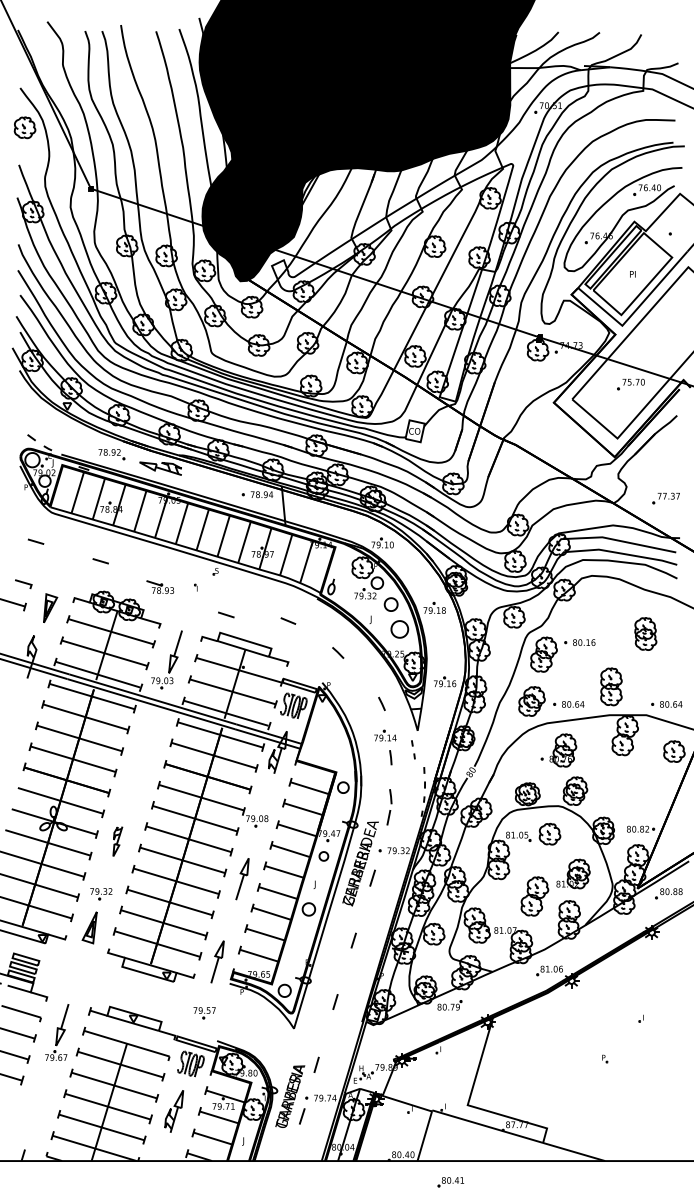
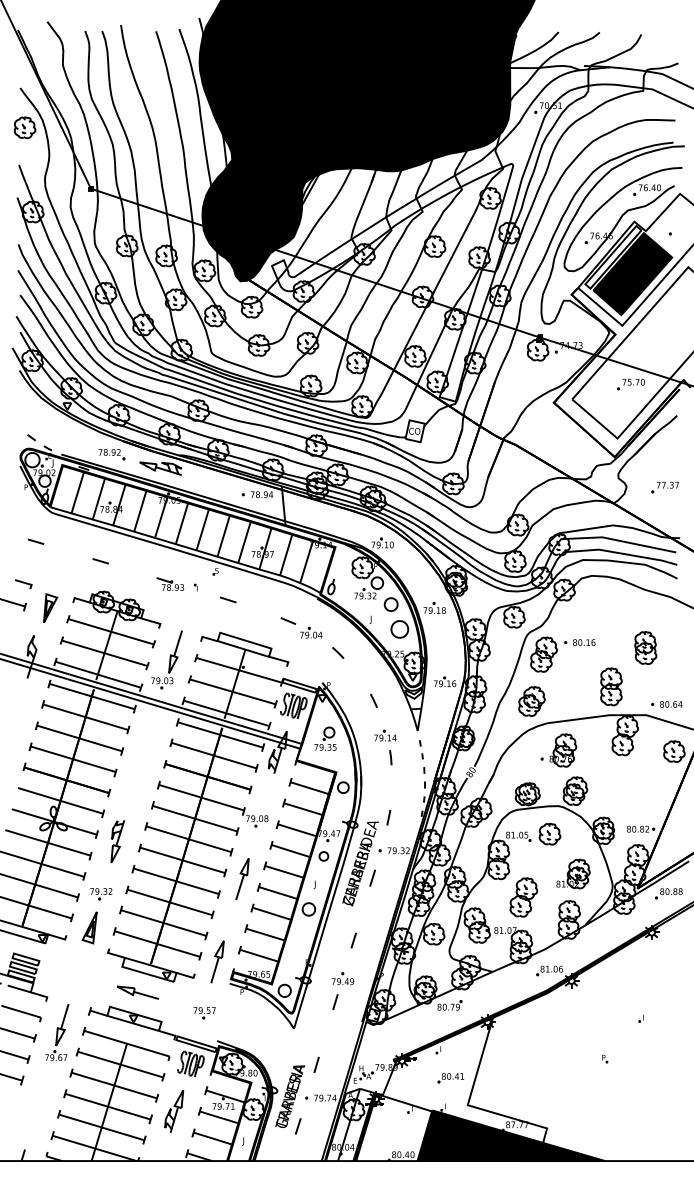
fill: none -> present (632, 274)
part position: (665, 498) -> (664, 487) (664, 487)
part position: (159, 586) -> (169, 583) (169, 583)
line position: (226, 614) -> (228, 599) (228, 599)
part: none -> present (311, 632)
part position: (645, 633) -> (645, 647) (645, 647)
line position: (381, 703) -> (373, 700) (373, 700)
part: present -> none (568, 704)
part: none -> present (325, 738)
part position: (413, 749) -> (421, 749) (421, 749)
line: present -> none (390, 796)
part size: 12x31 px -> 16x43 px (117, 841)
part position: (534, 896) -> (523, 897) (523, 897)
part: none -> present (342, 978)
part: none -> present (137, 992)
line position: (302, 1116) -> (298, 1126) (298, 1126)
fill: none -> present (511, 1135)
part position: (450, 1182) -> (450, 1078) (450, 1078)
